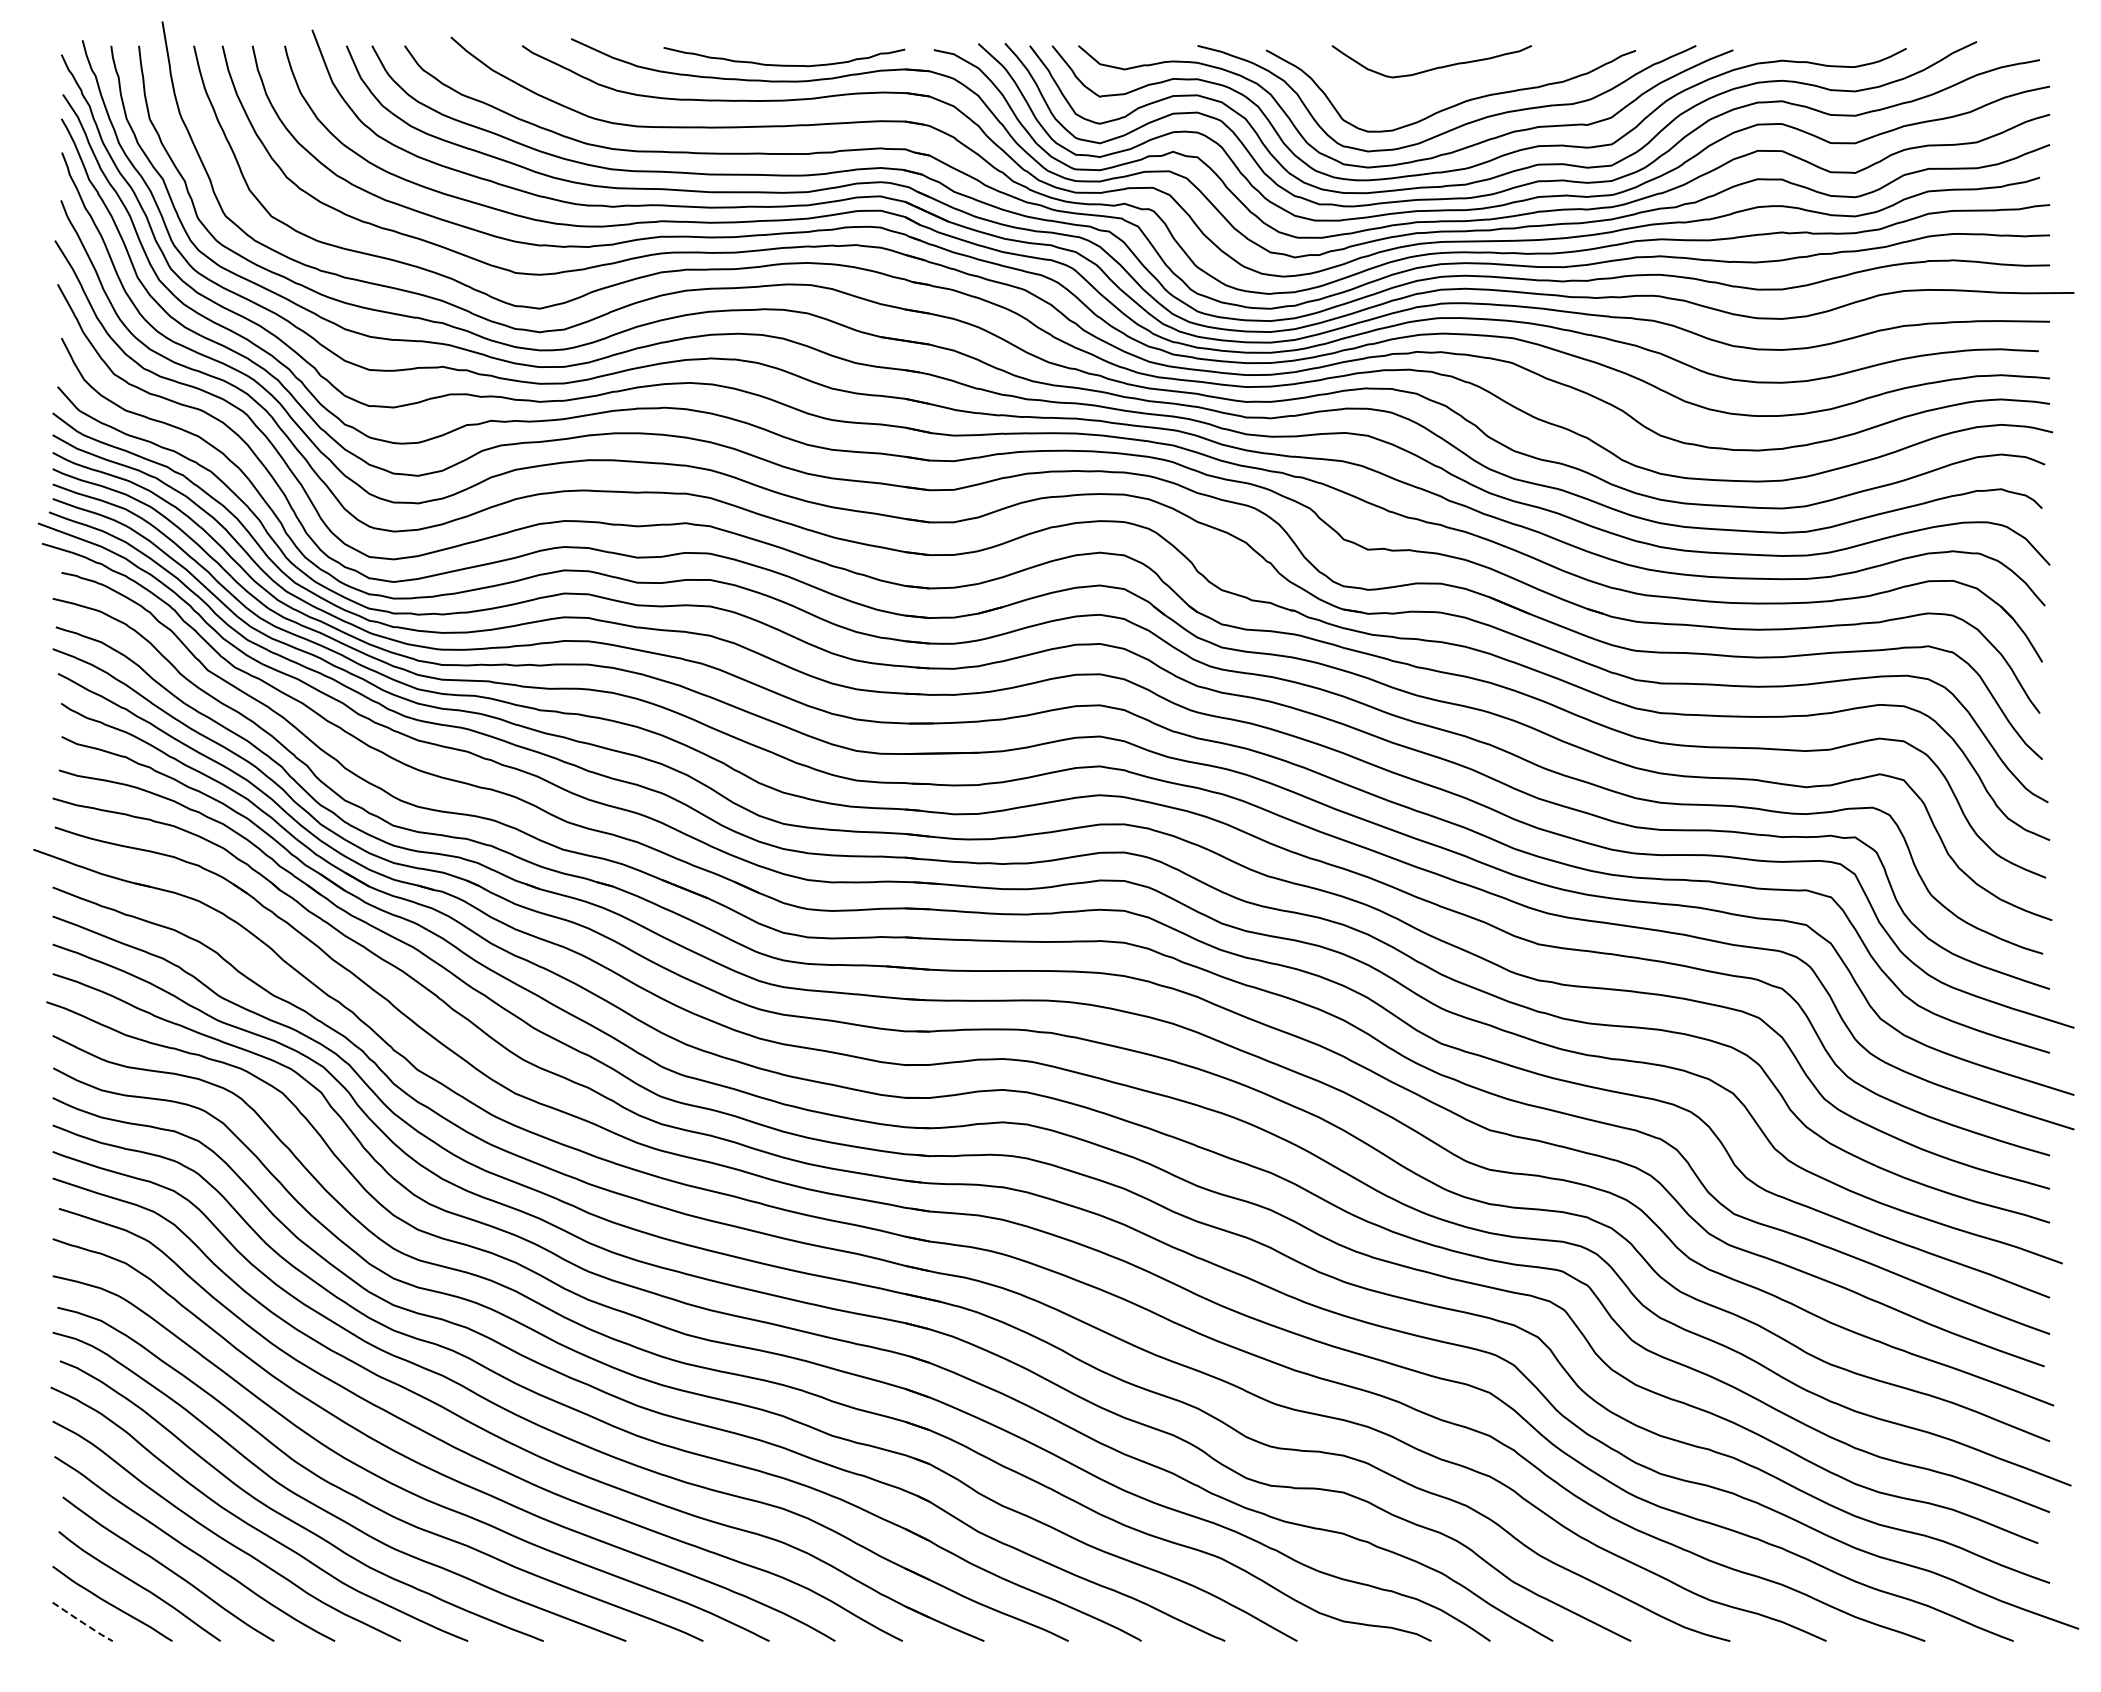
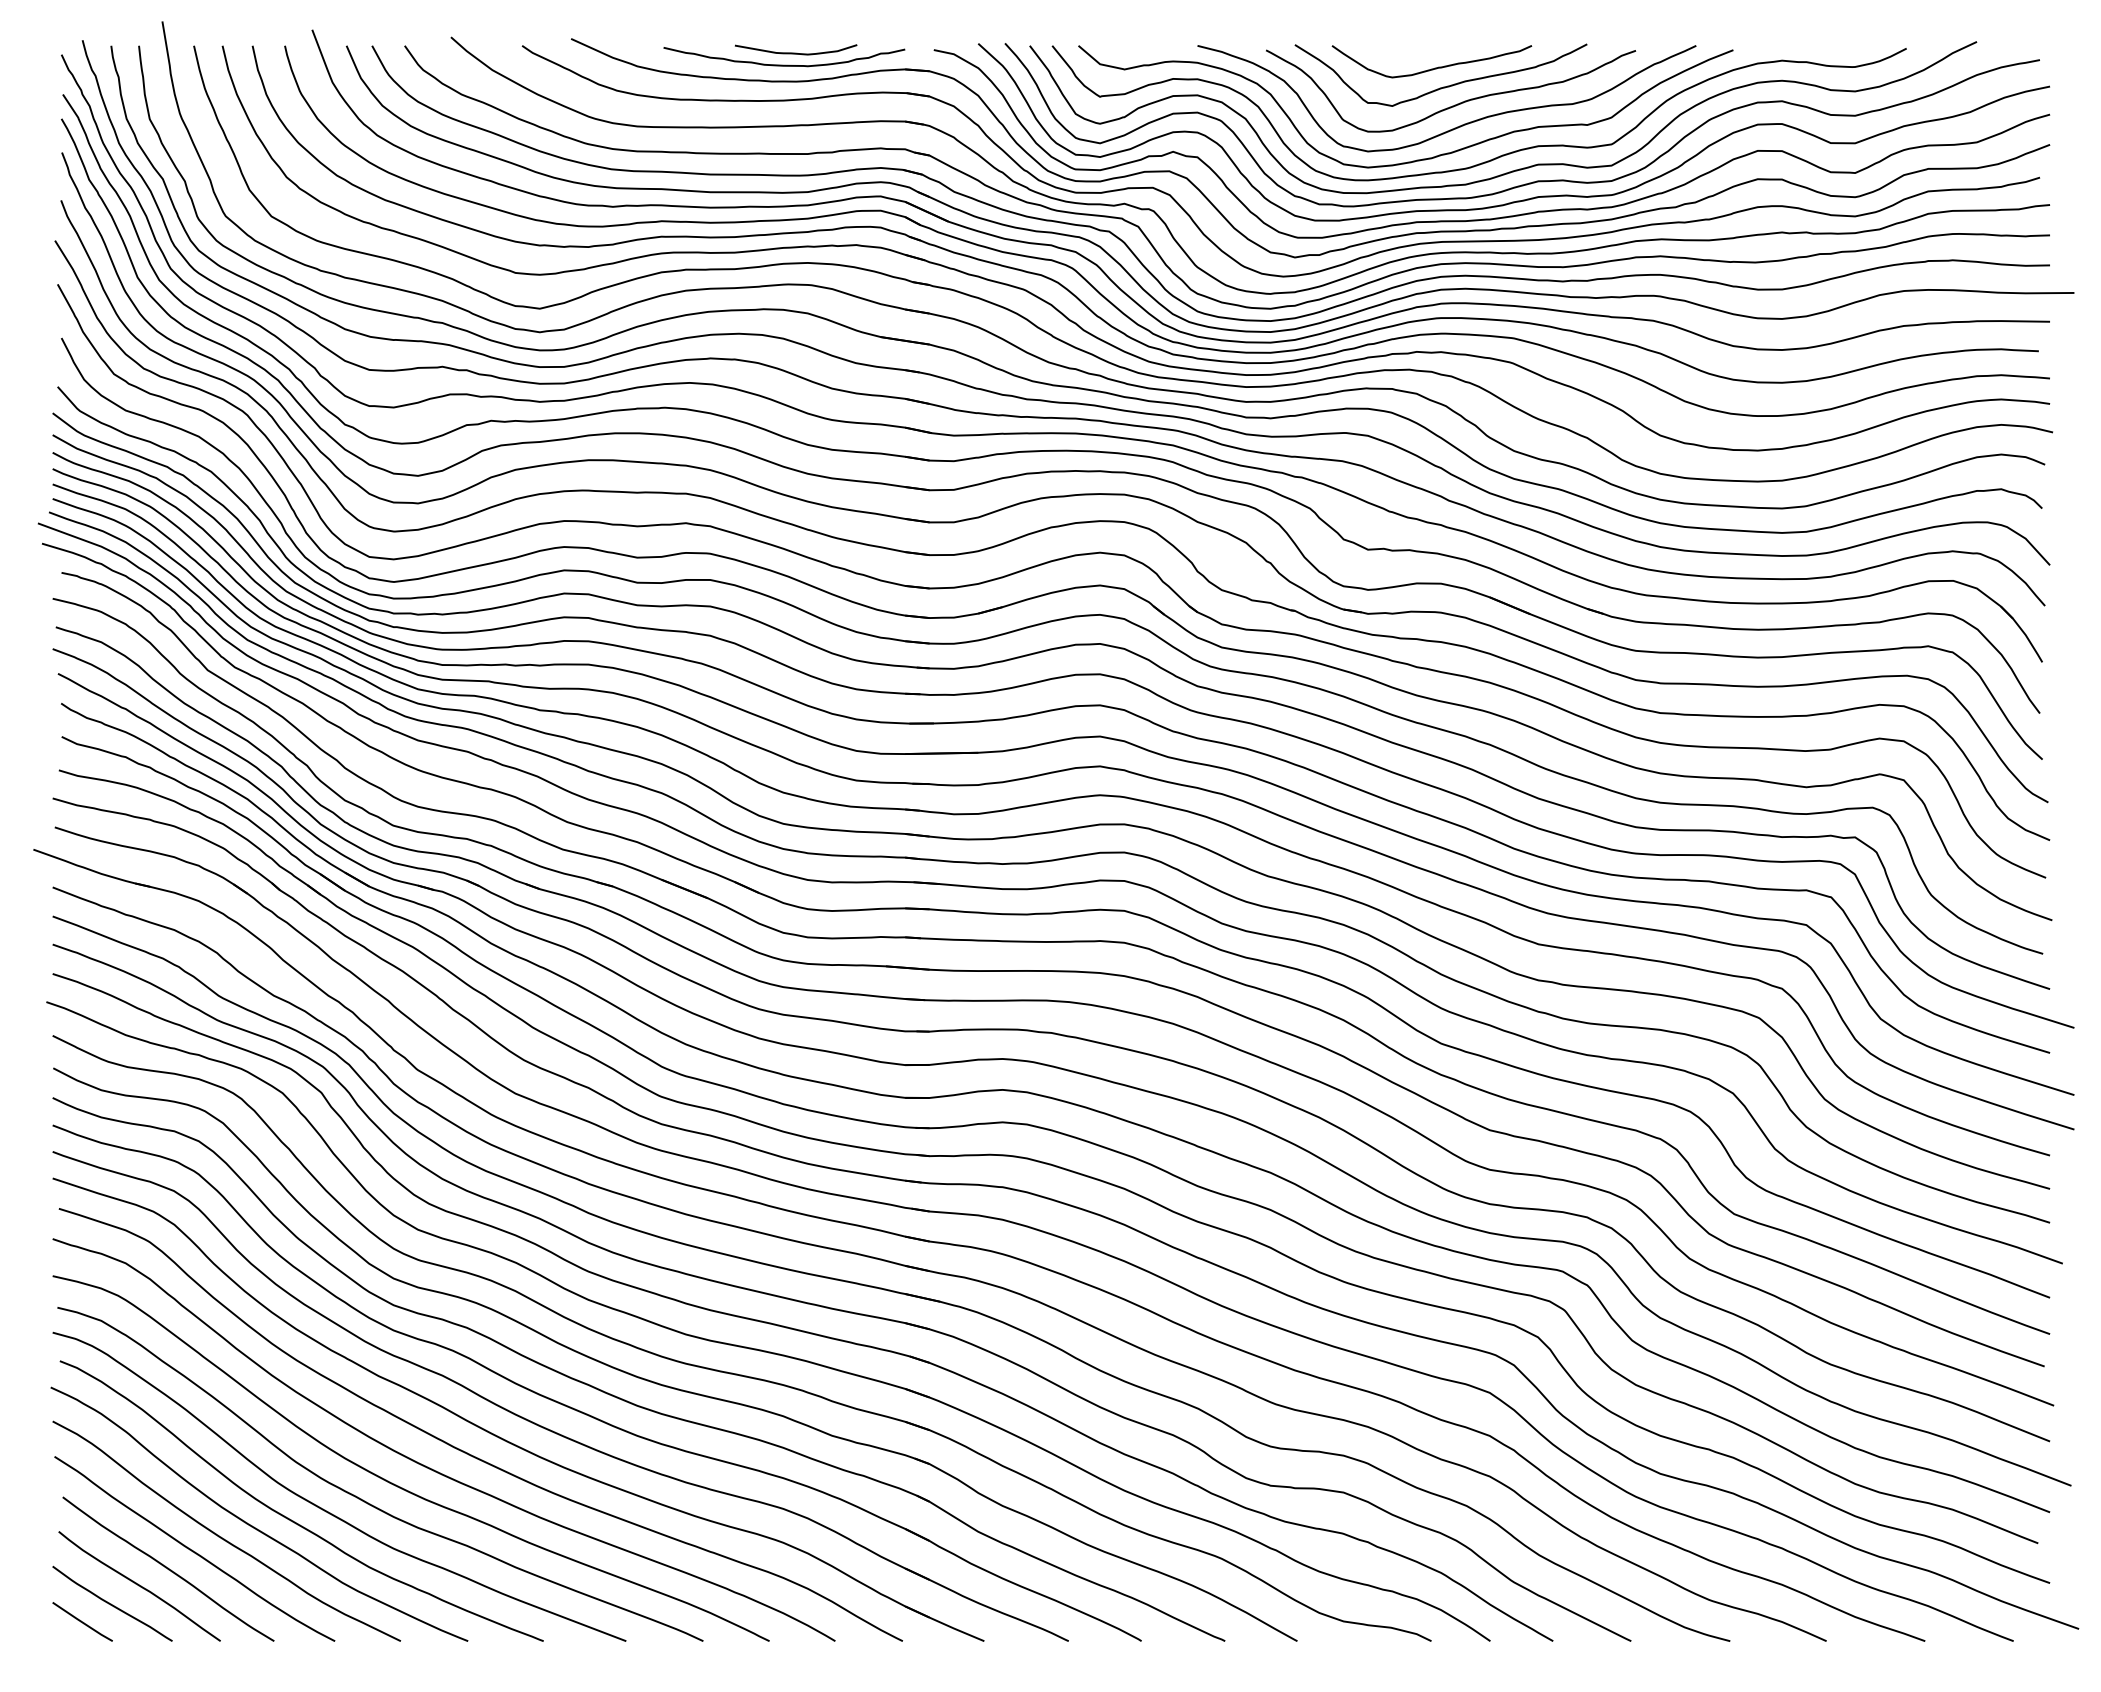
curve: none -> present (795, 52)
curve: none -> present (1443, 86)
line: dashed -> solid (82, 1622)
